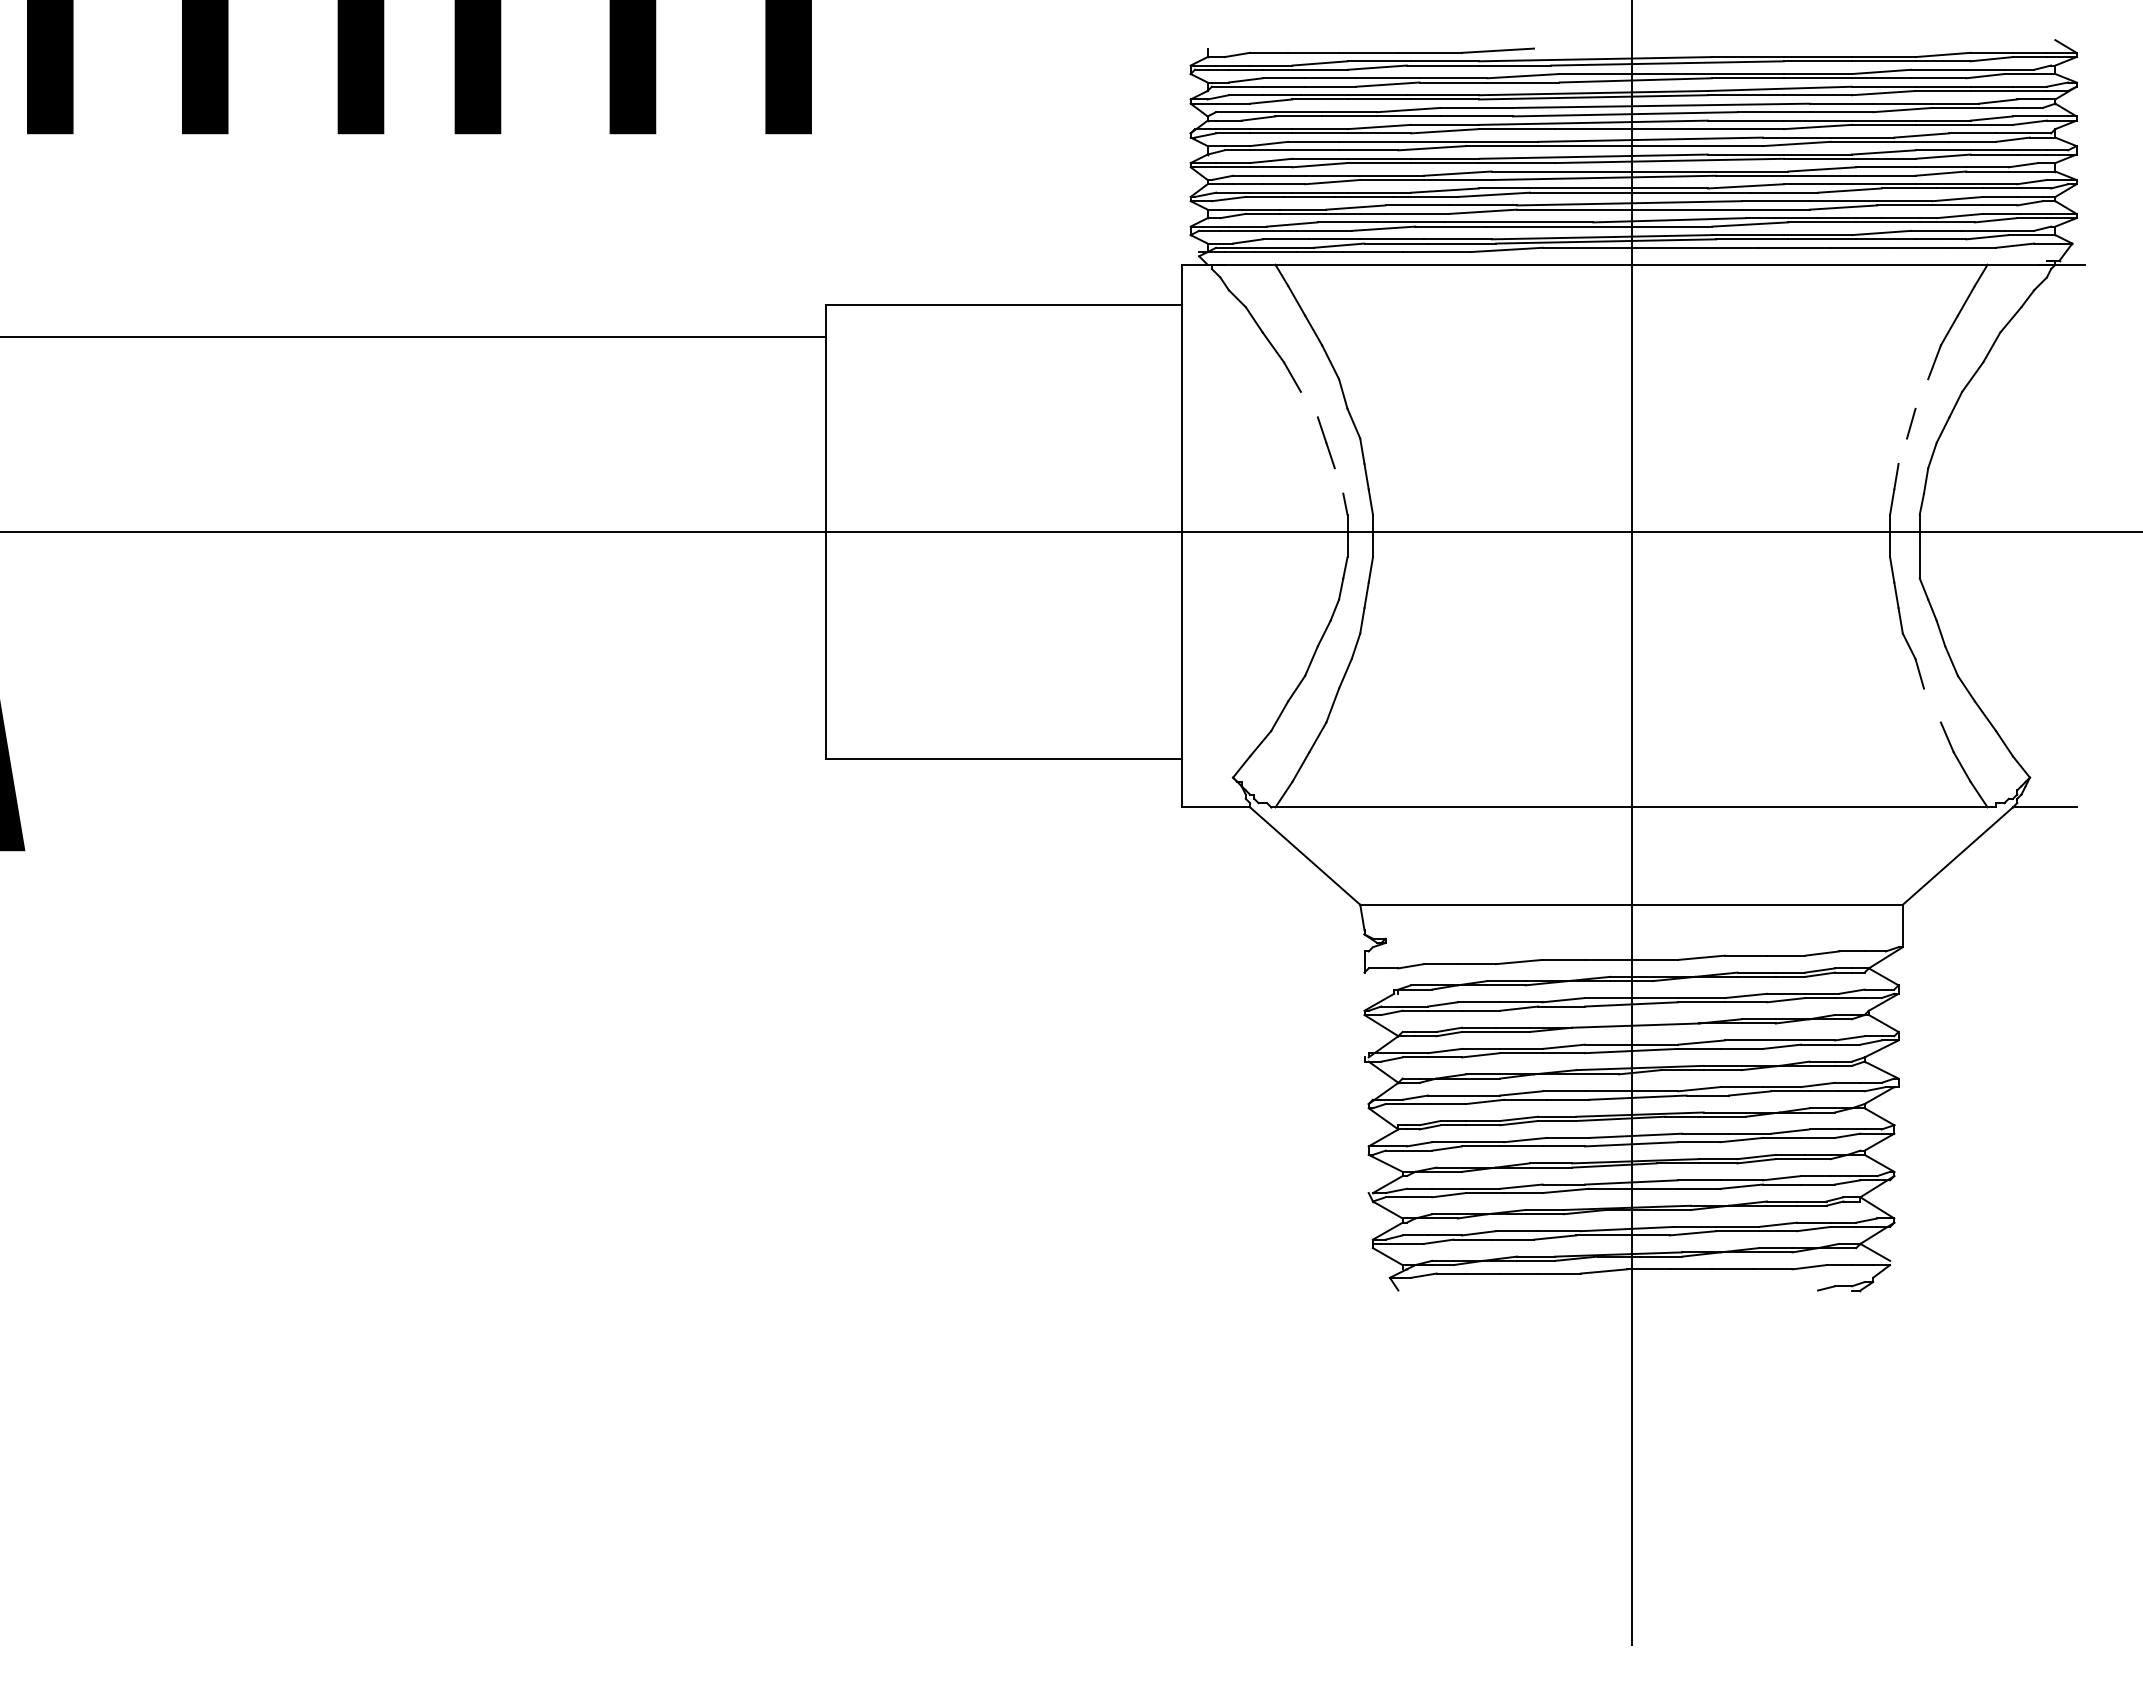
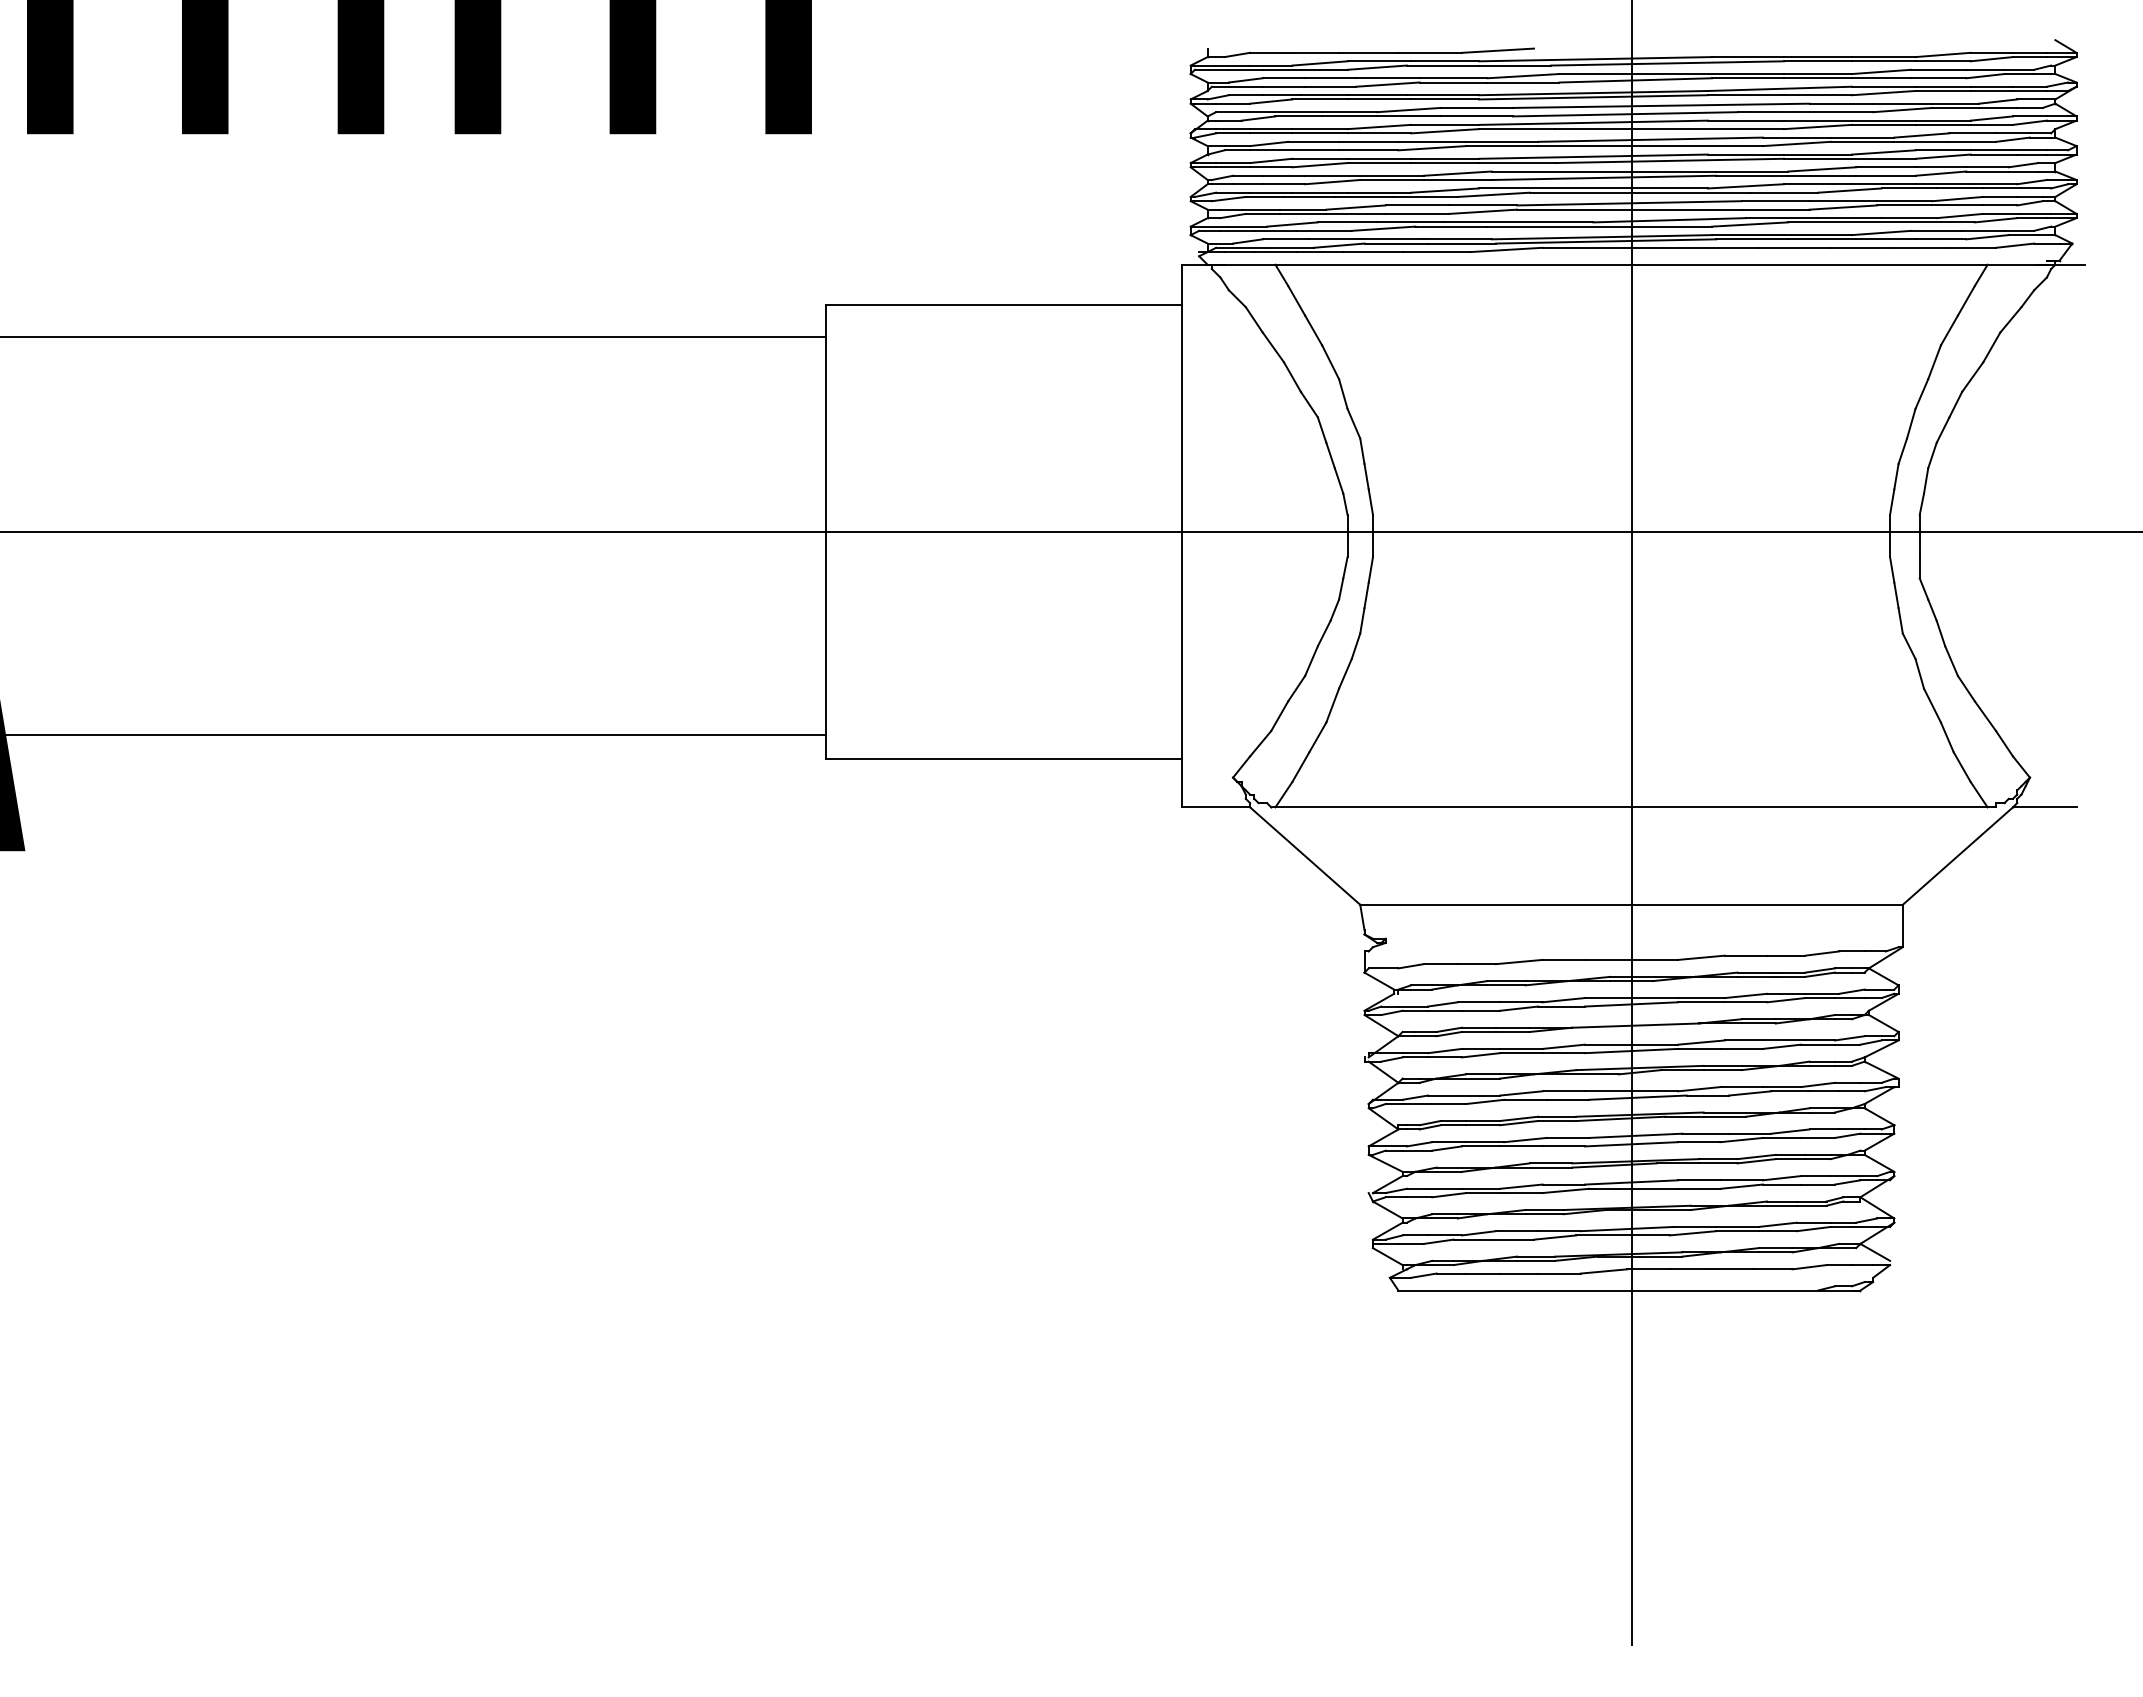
line: none -> present (1921, 393)
line: none -> present (1308, 404)
line: none -> present (1902, 450)
line: none -> present (1338, 480)
line: none -> present (1932, 705)
line: none -> present (414, 735)
line: none -> present (1379, 980)
line: none -> present (1629, 1290)
